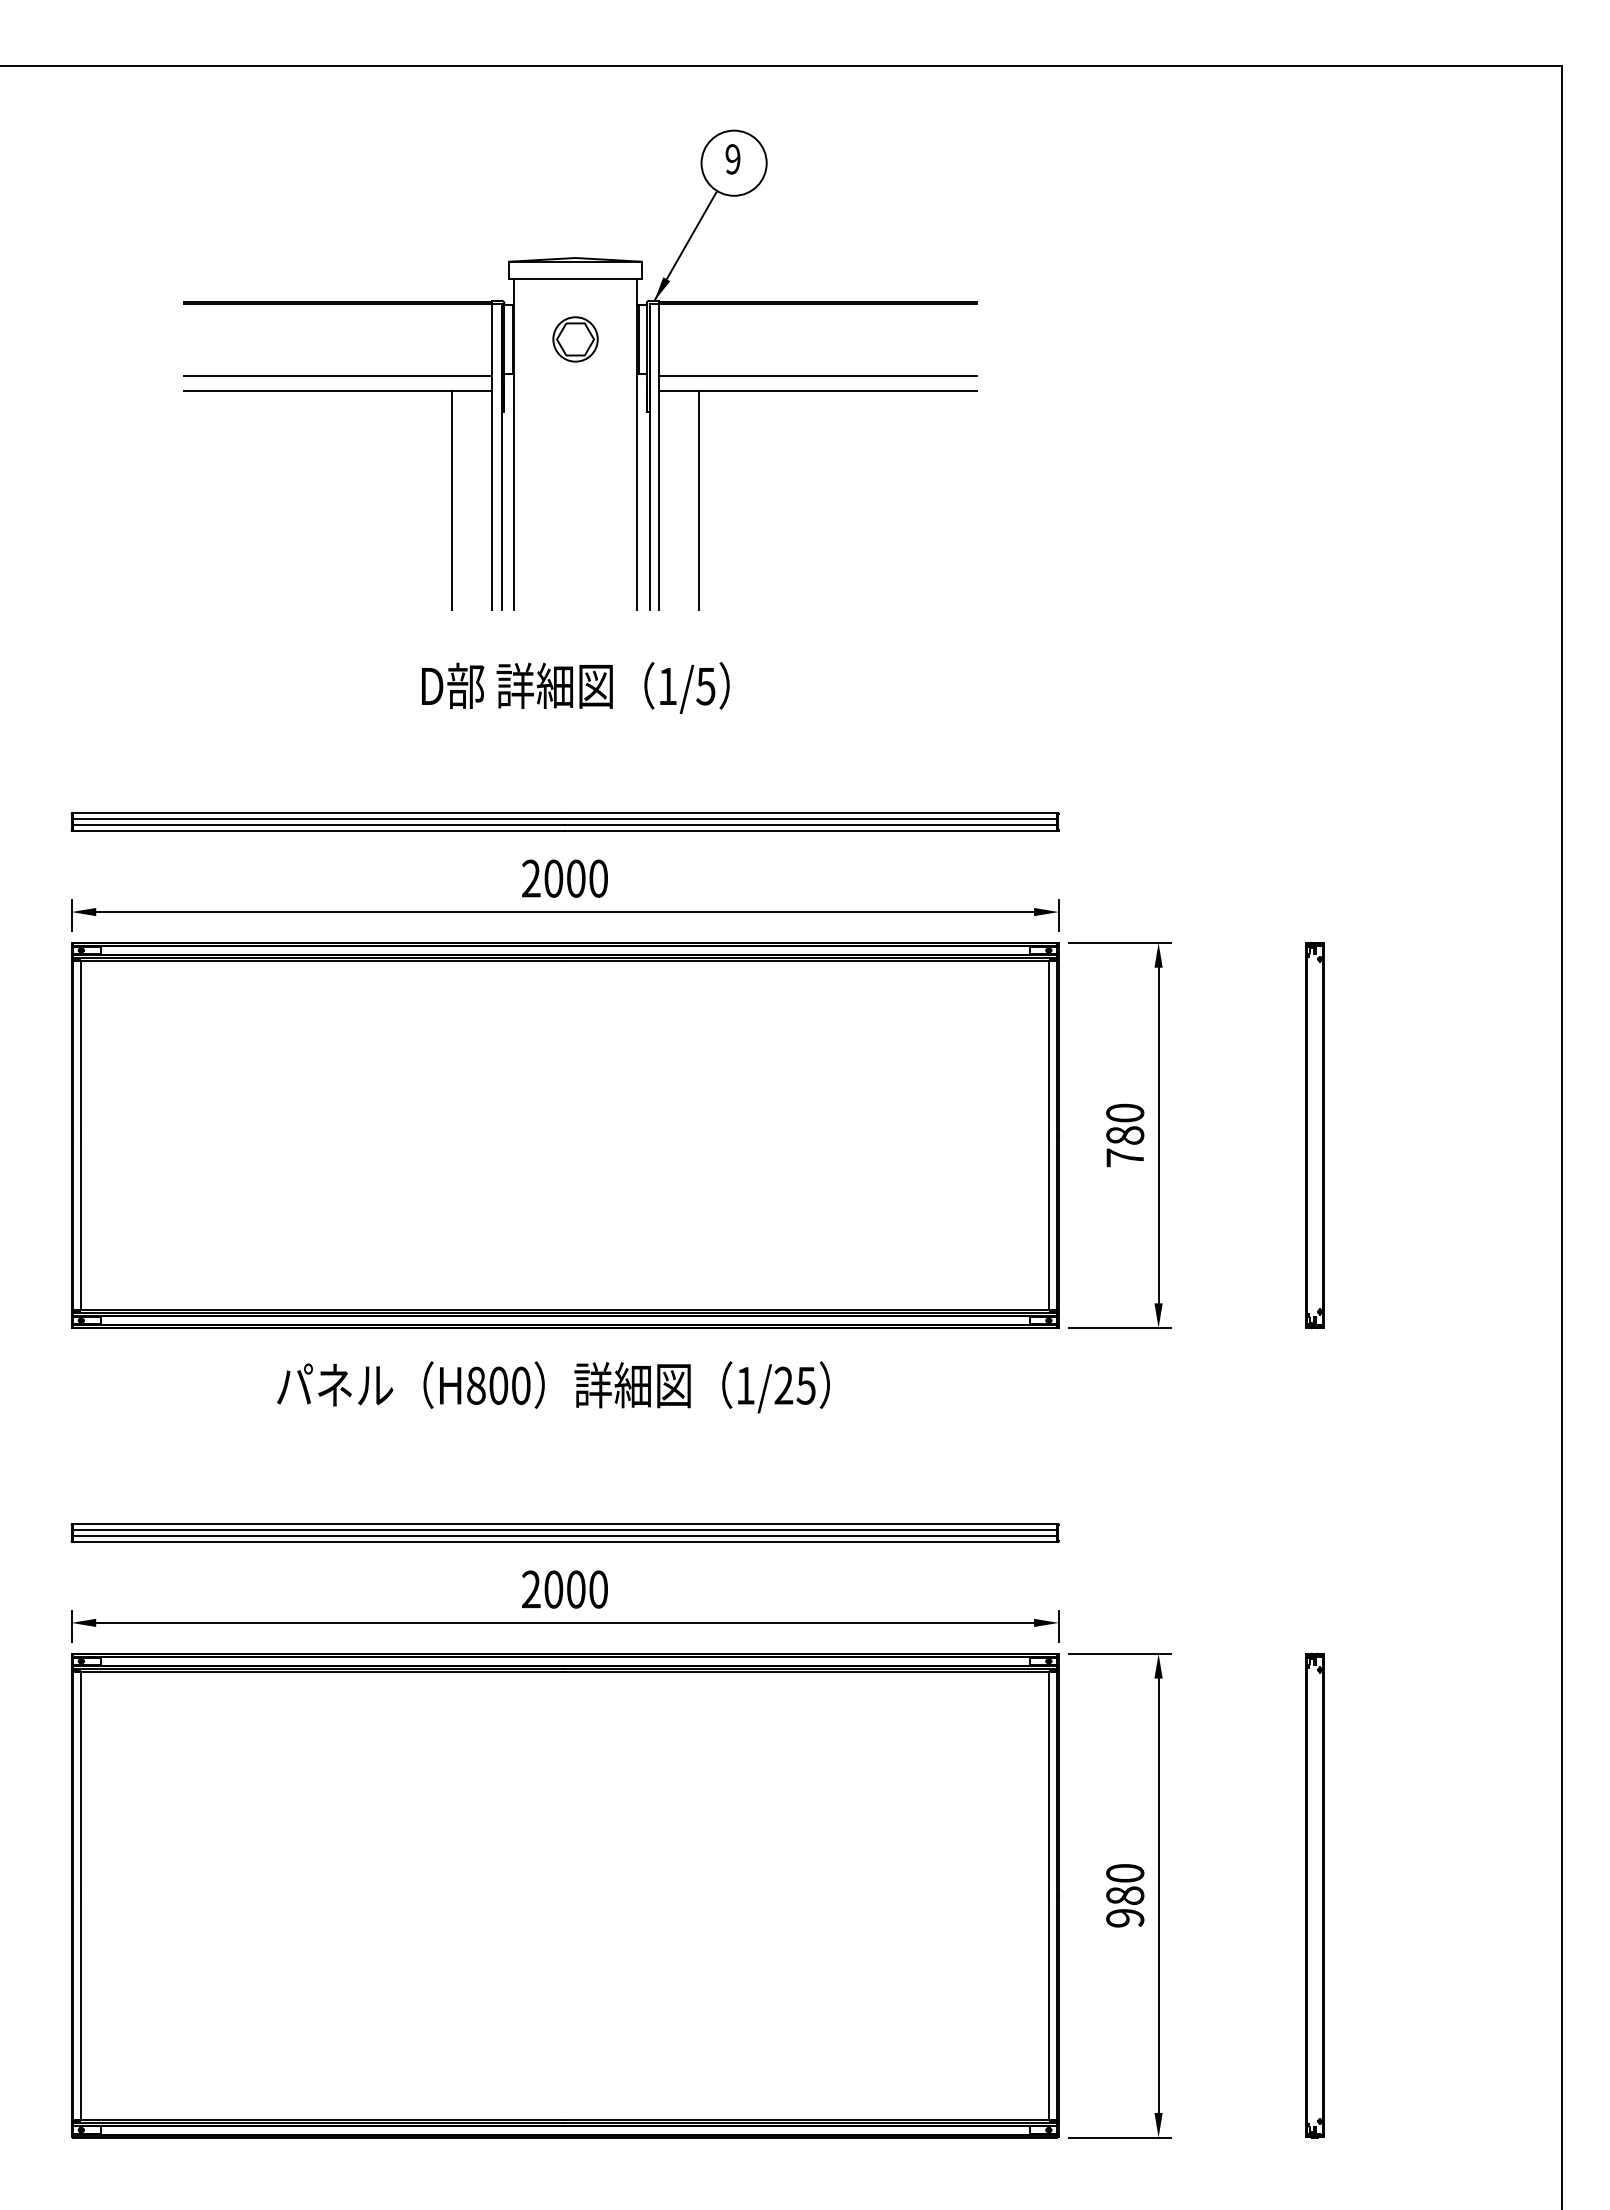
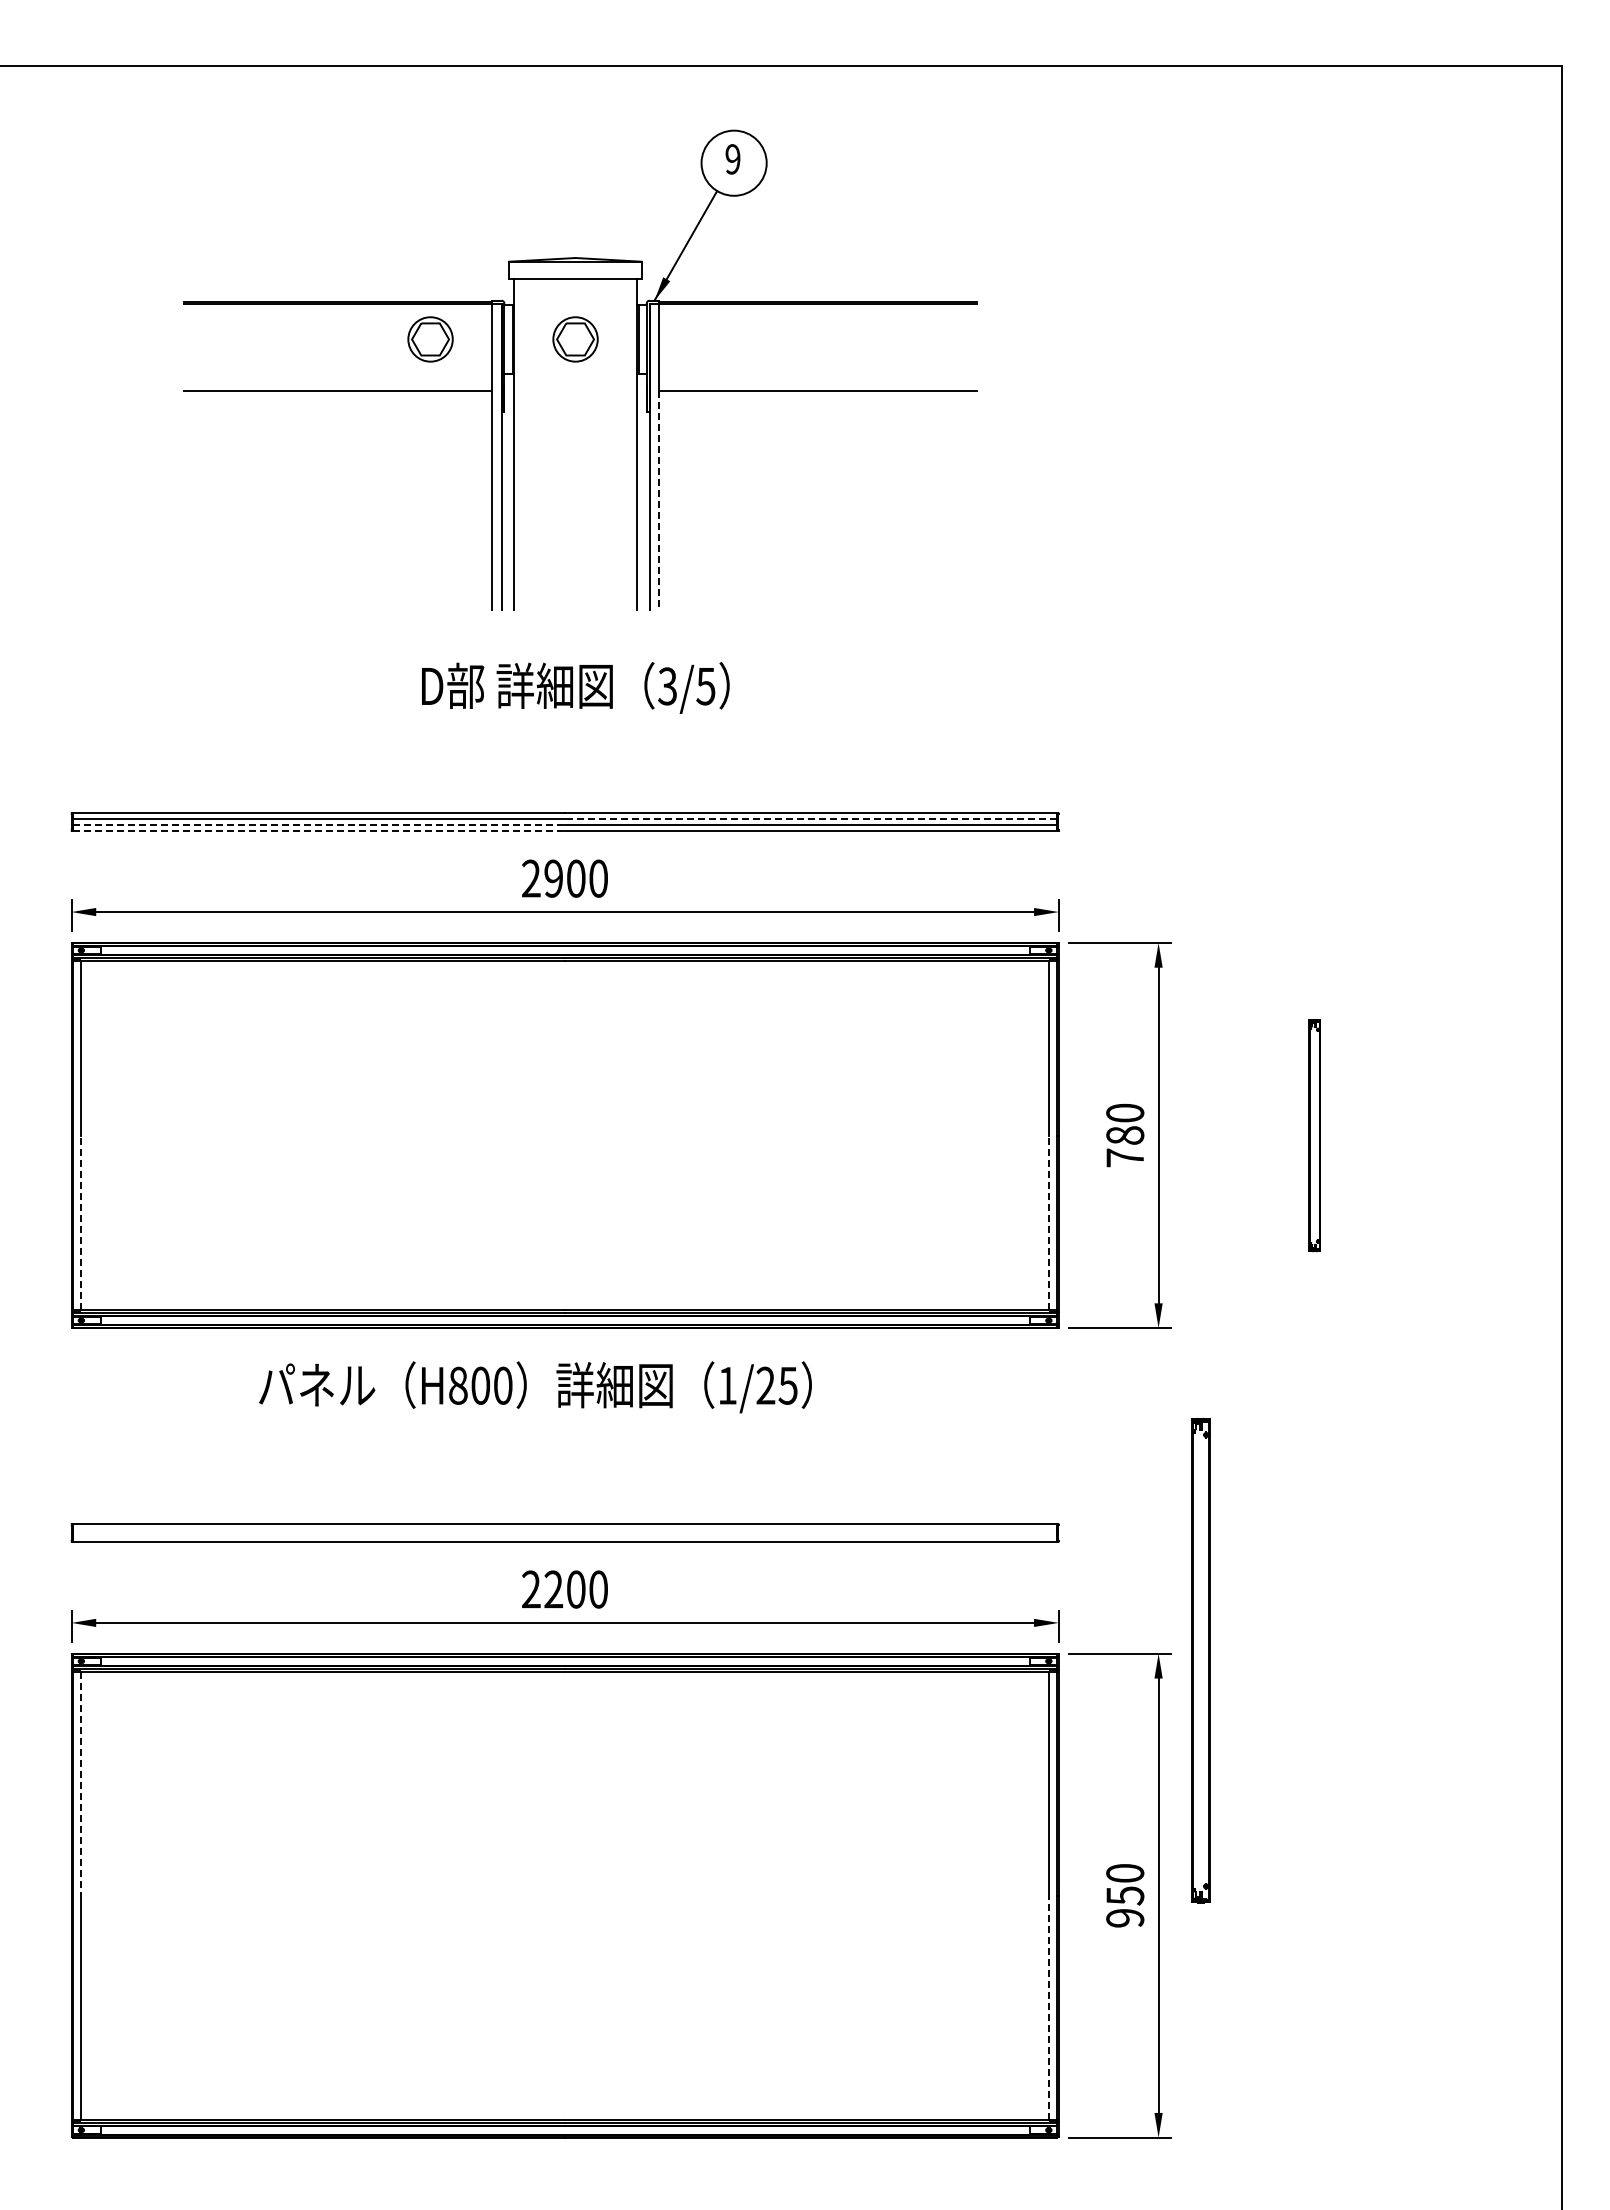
part: none -> present (430, 339)
line: present -> none (337, 376)
line: present -> none (818, 376)
line: present -> none (452, 500)
line: present -> none (698, 500)
line: solid -> dashed (659, 501)
text: 1/5 -> 3/5 (667, 686)
line: solid -> dashed (810, 818)
line: solid -> dashed (319, 825)
line: solid -> dashed (319, 831)
text: 2000 -> 2900 (553, 878)
part size: 20x388 px -> 13x234 px (1314, 1135)
line: solid -> dashed (81, 1222)
line: solid -> dashed (1048, 1222)
text position: (553, 1387) -> (535, 1387) (535, 1387)
line: present -> none (564, 1529)
line: present -> none (564, 1536)
text: 2000 -> 2200 (553, 1589)
line: solid -> dashed (81, 1784)
text: 980 -> 950 (1125, 1895)
part position: (1314, 1895) -> (1200, 1660) (1200, 1660)
line: solid -> dashed (1048, 2007)
